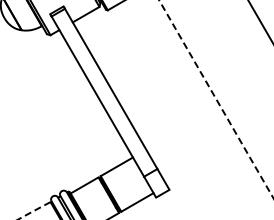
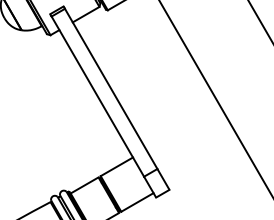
line: dashed -> solid (216, 99)
arc: dashed -> solid (34, 210)
